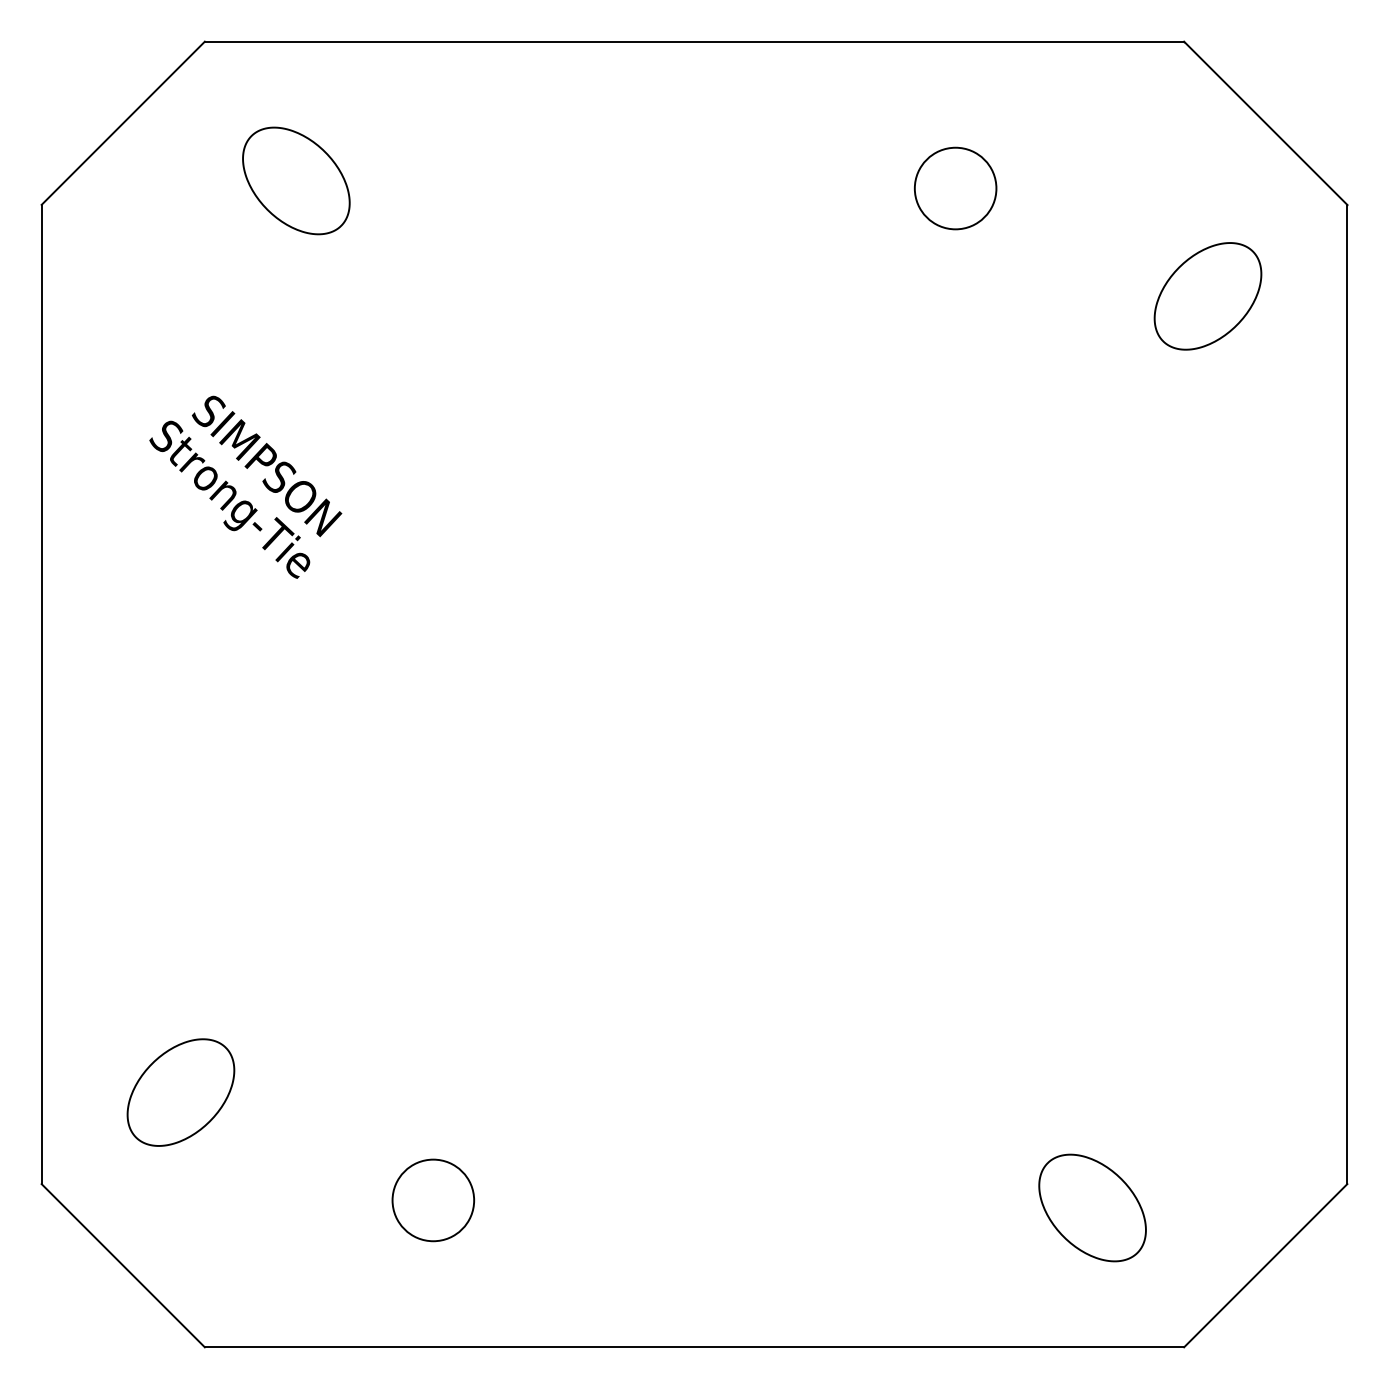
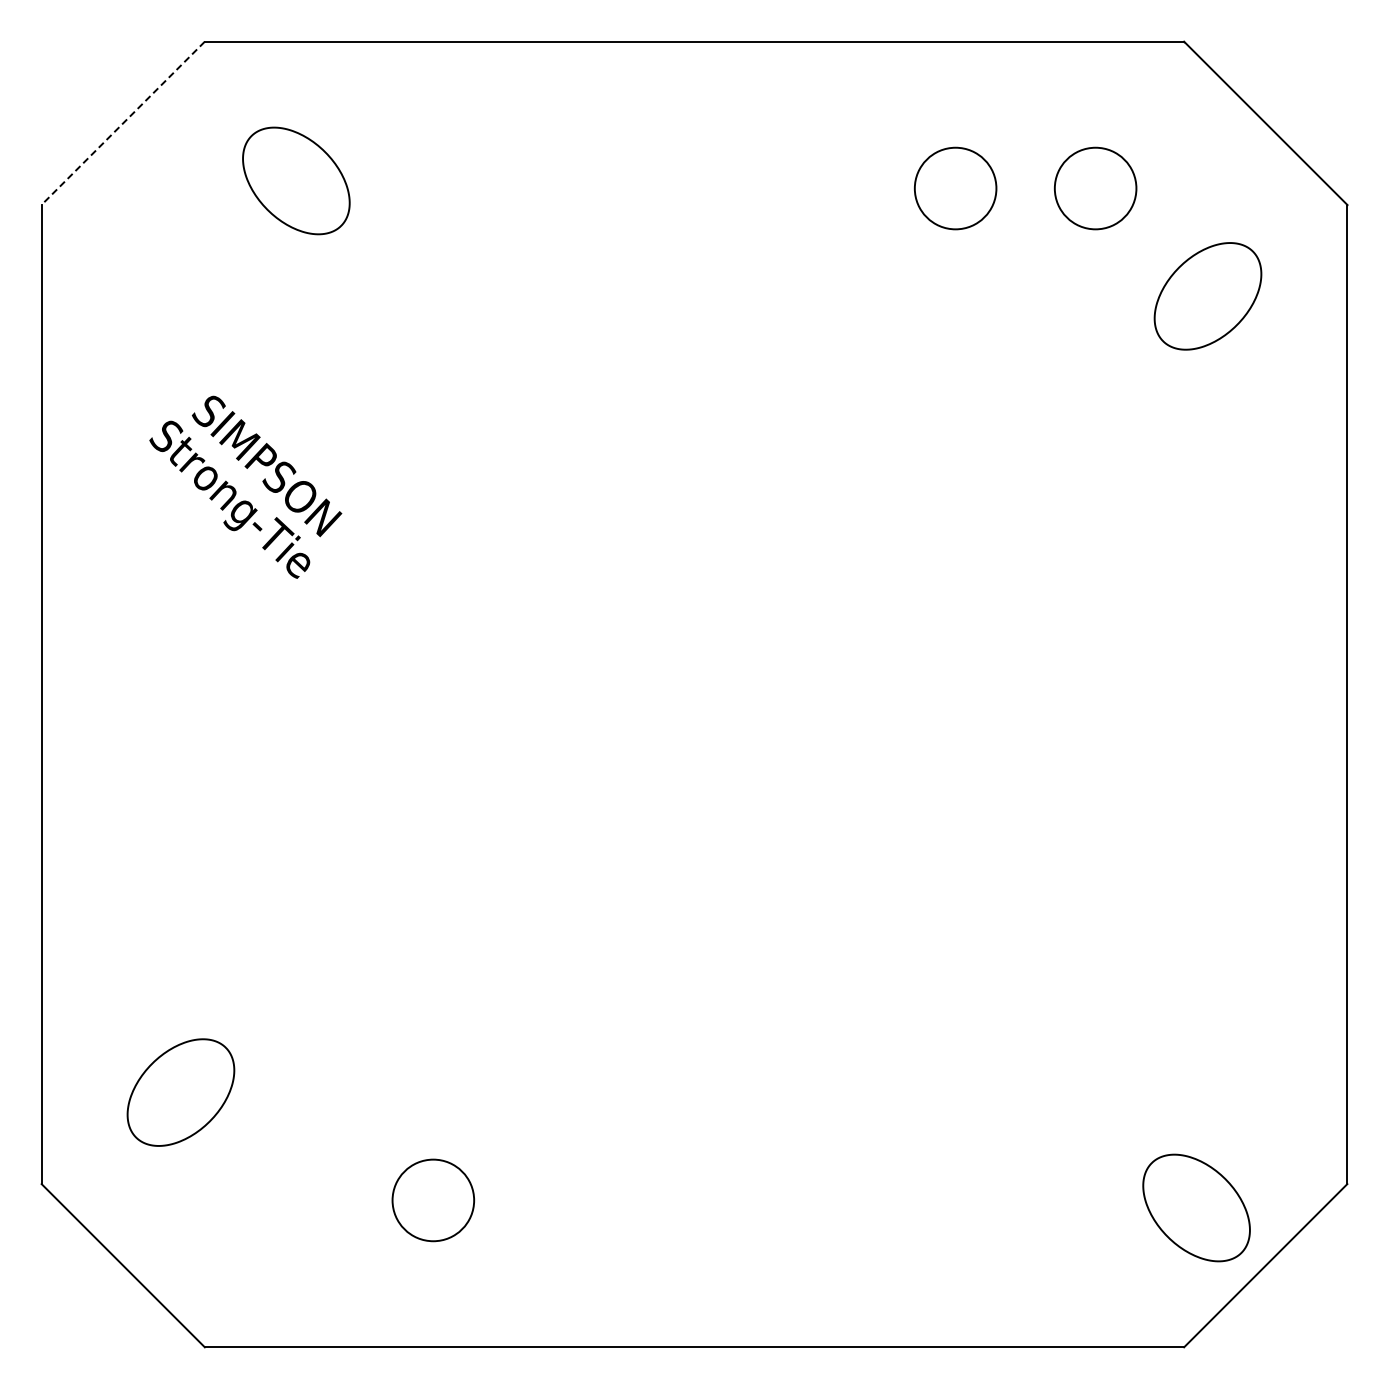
line: solid -> dashed (122, 123)
circle: none -> present (1095, 188)
part position: (1092, 1207) -> (1196, 1207) (1196, 1207)
